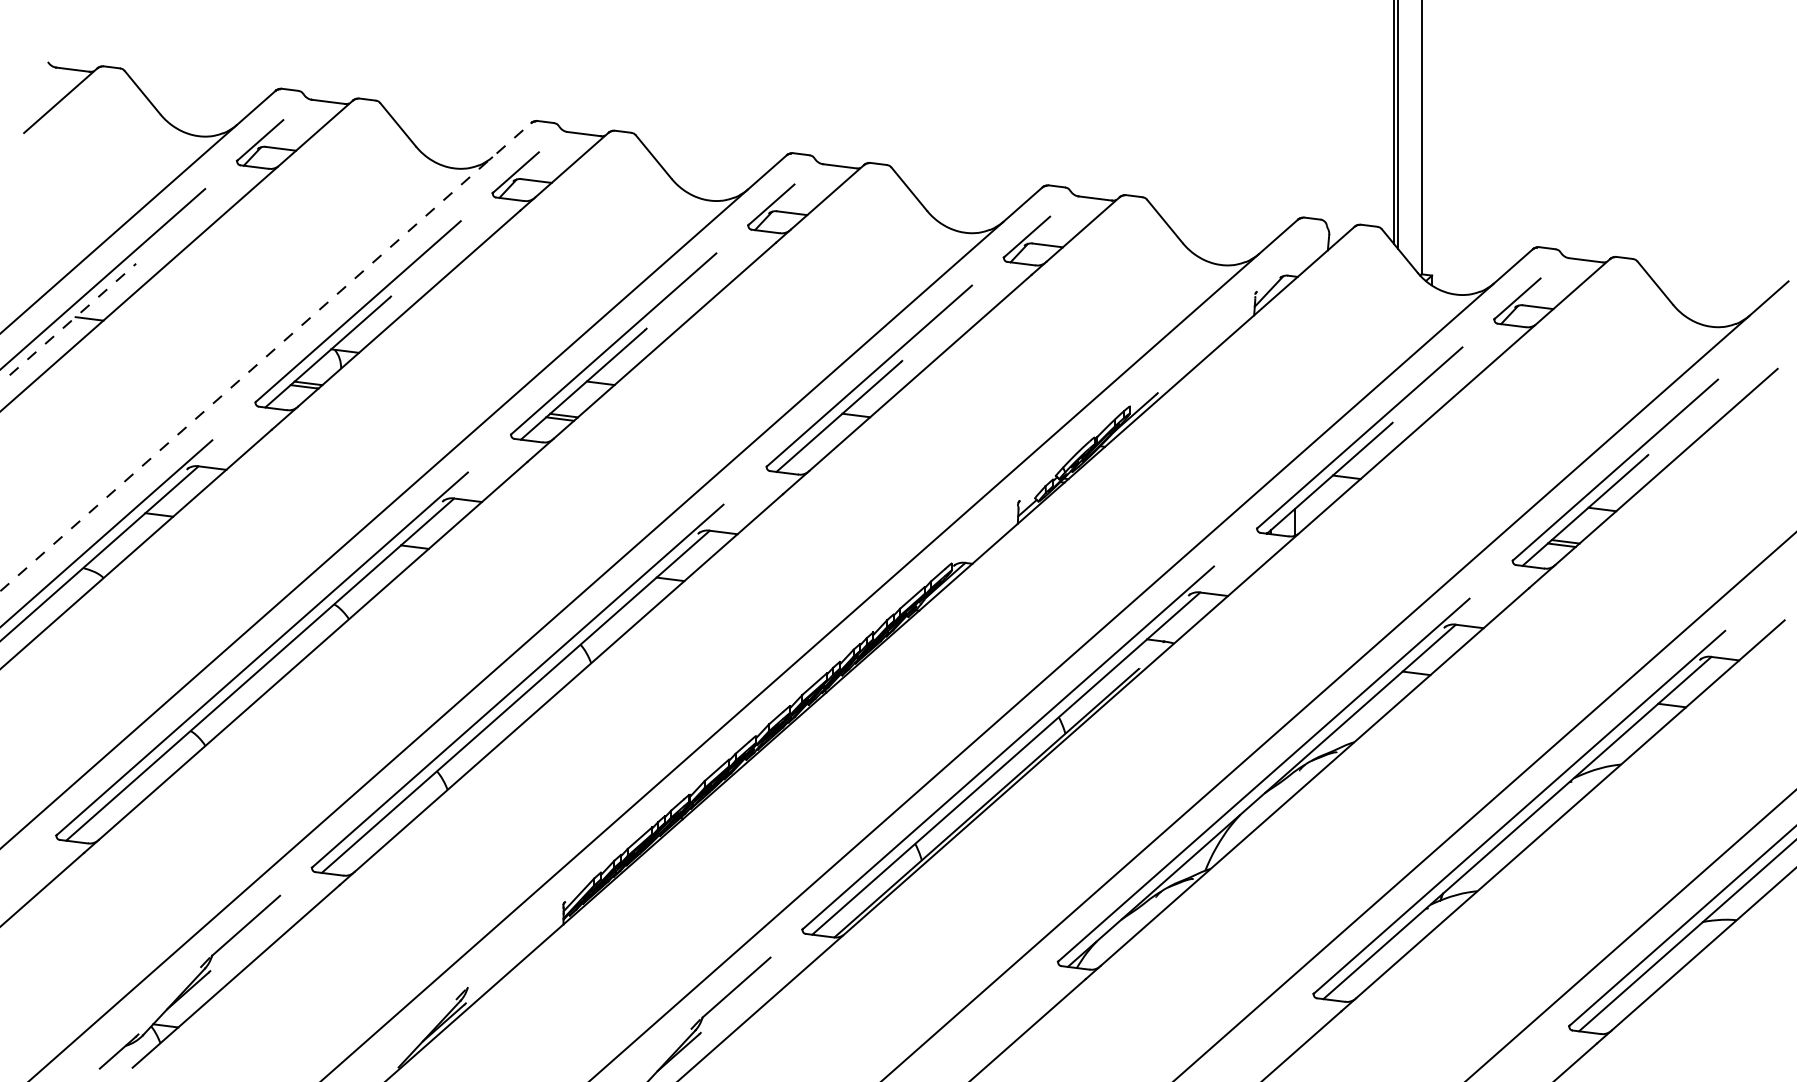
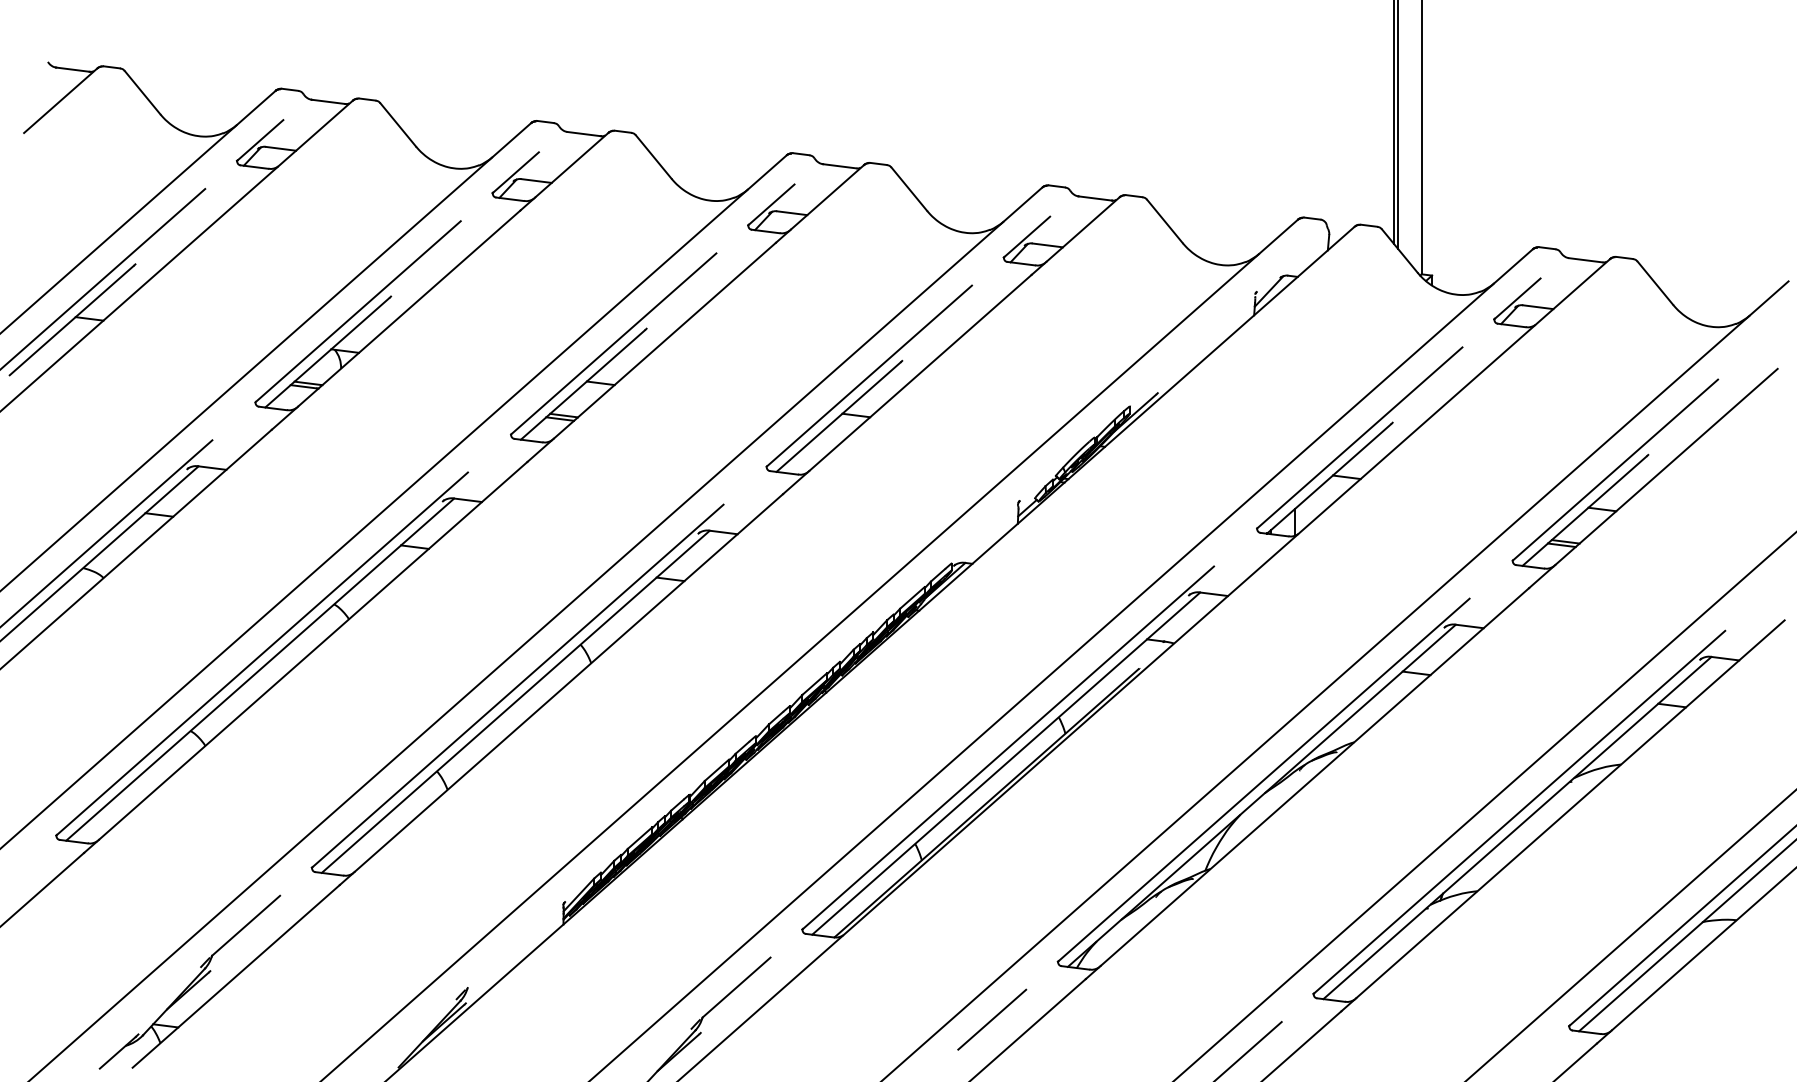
line: dashed -> solid (71, 320)
line: dashed -> solid (265, 357)
line: none -> present (992, 1019)
line: none -> present (1249, 1050)
